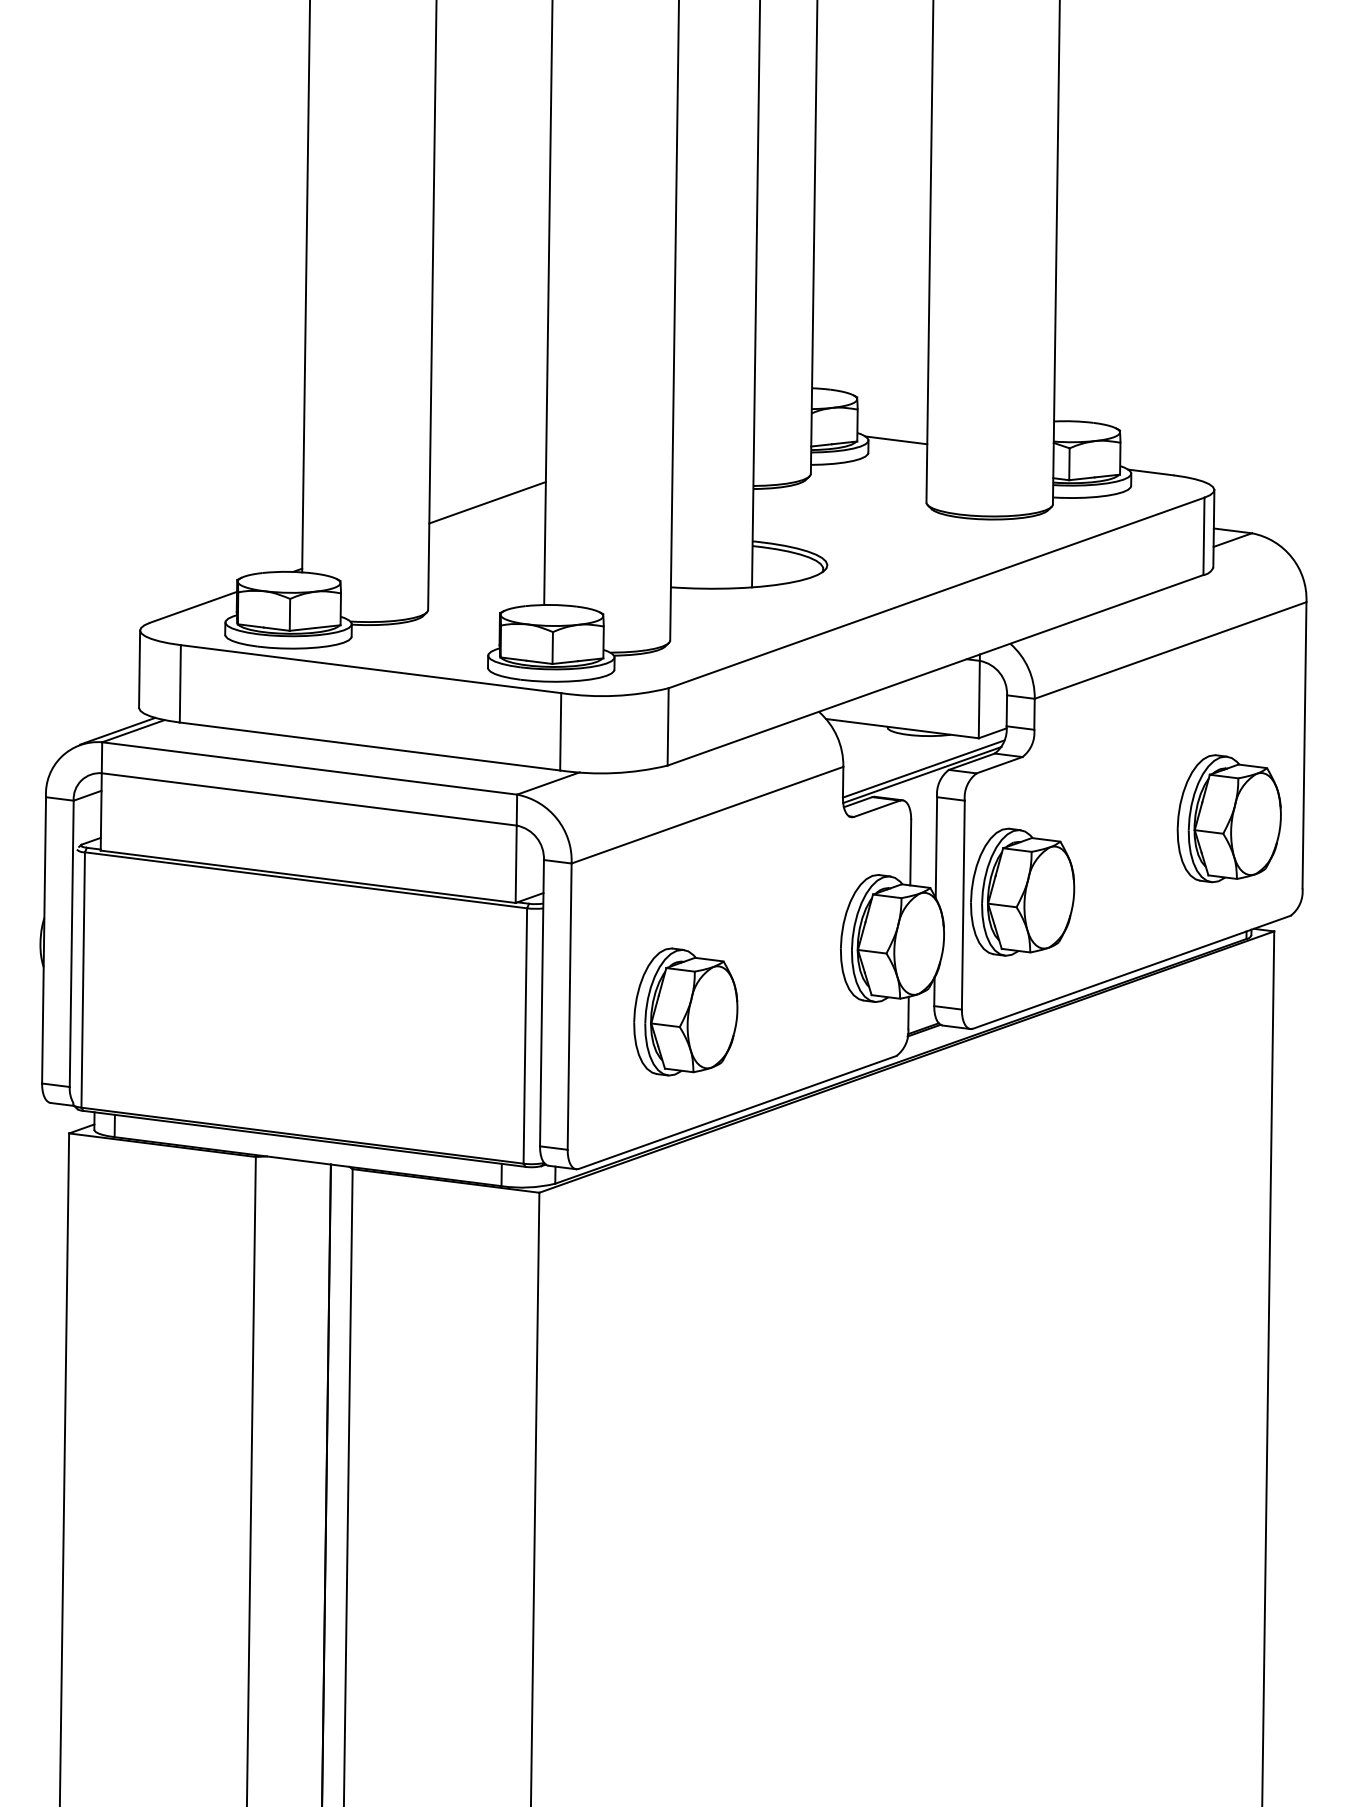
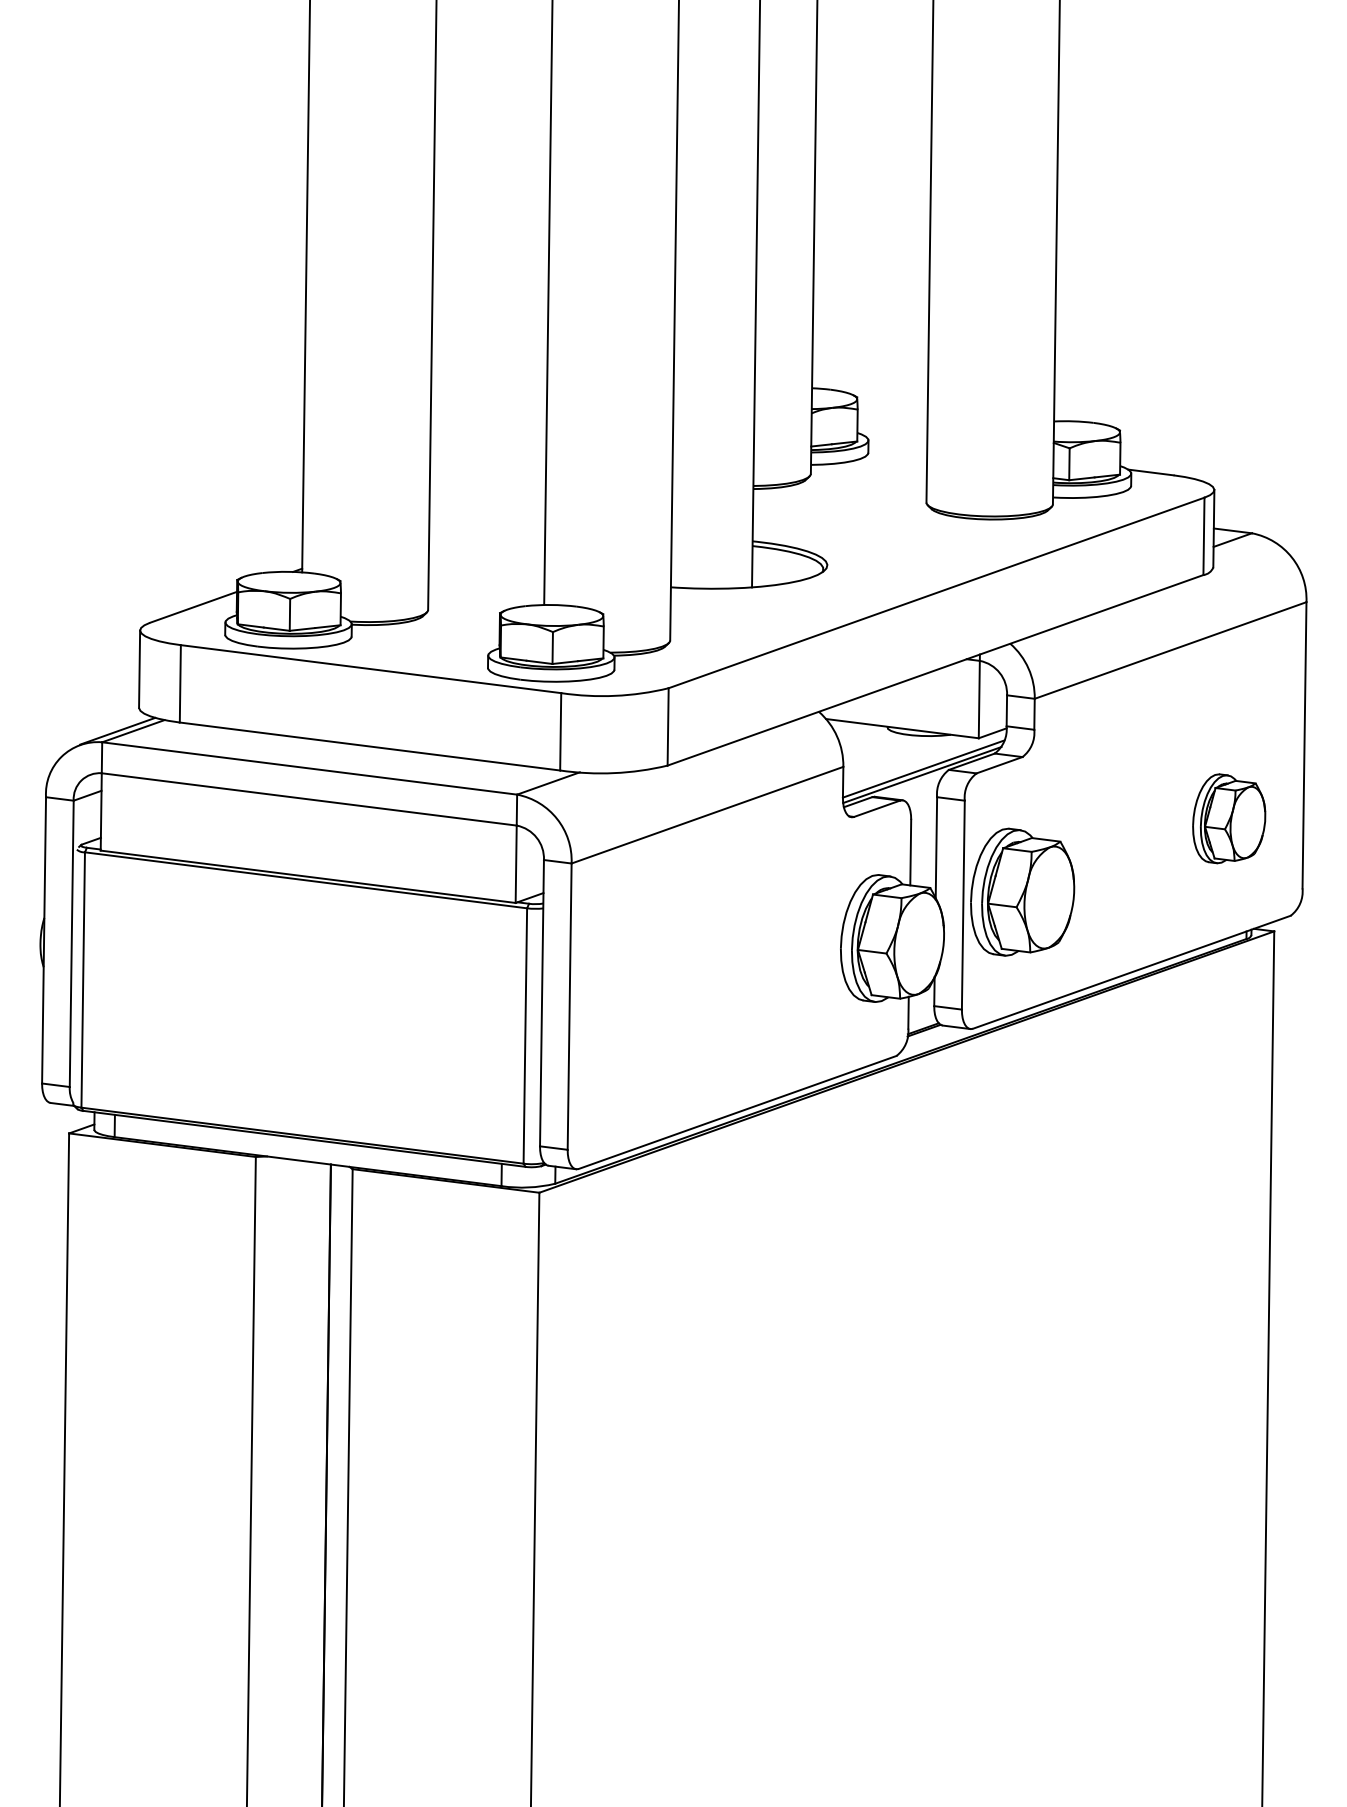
line: present -> none (896, 440)
line: present -> none (487, 502)
part size: 106x130 px -> 75x92 px (1229, 818)
part: present -> none (685, 1011)
